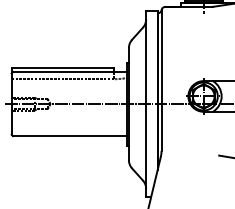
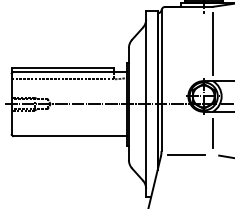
line: none -> present (212, 44)
line: none -> present (212, 133)
line: none -> present (185, 154)
